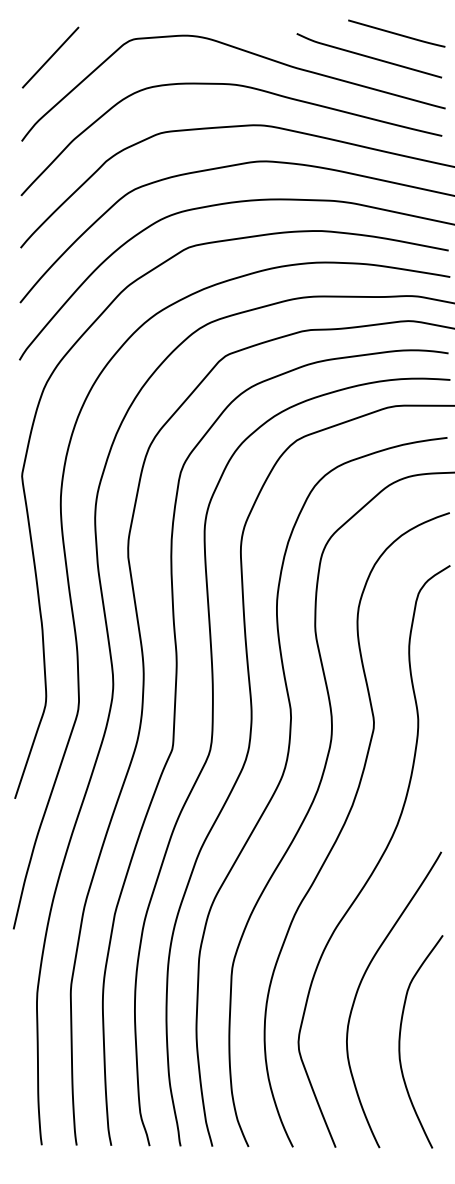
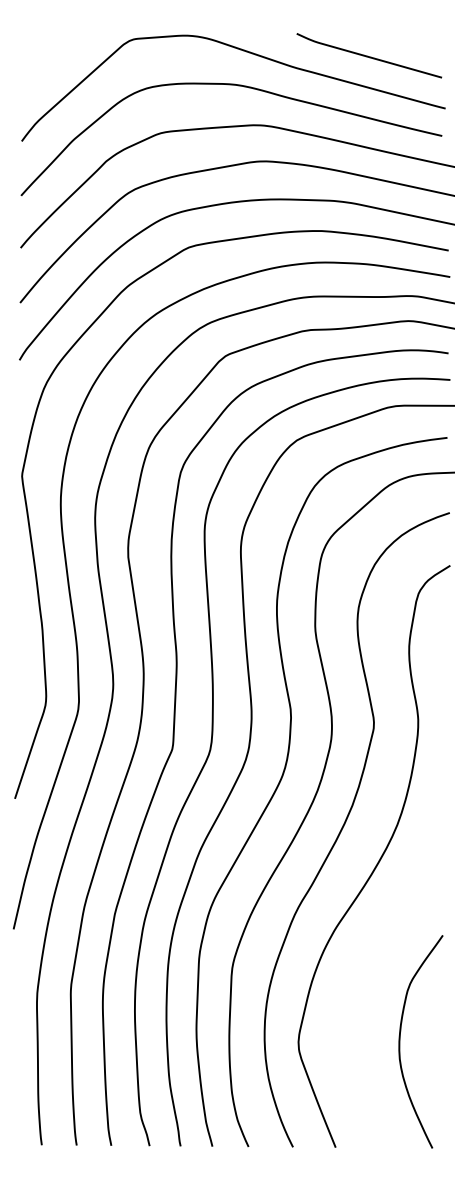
line: present -> none (396, 33)
line: present -> none (50, 57)
curve: present -> none (360, 986)
